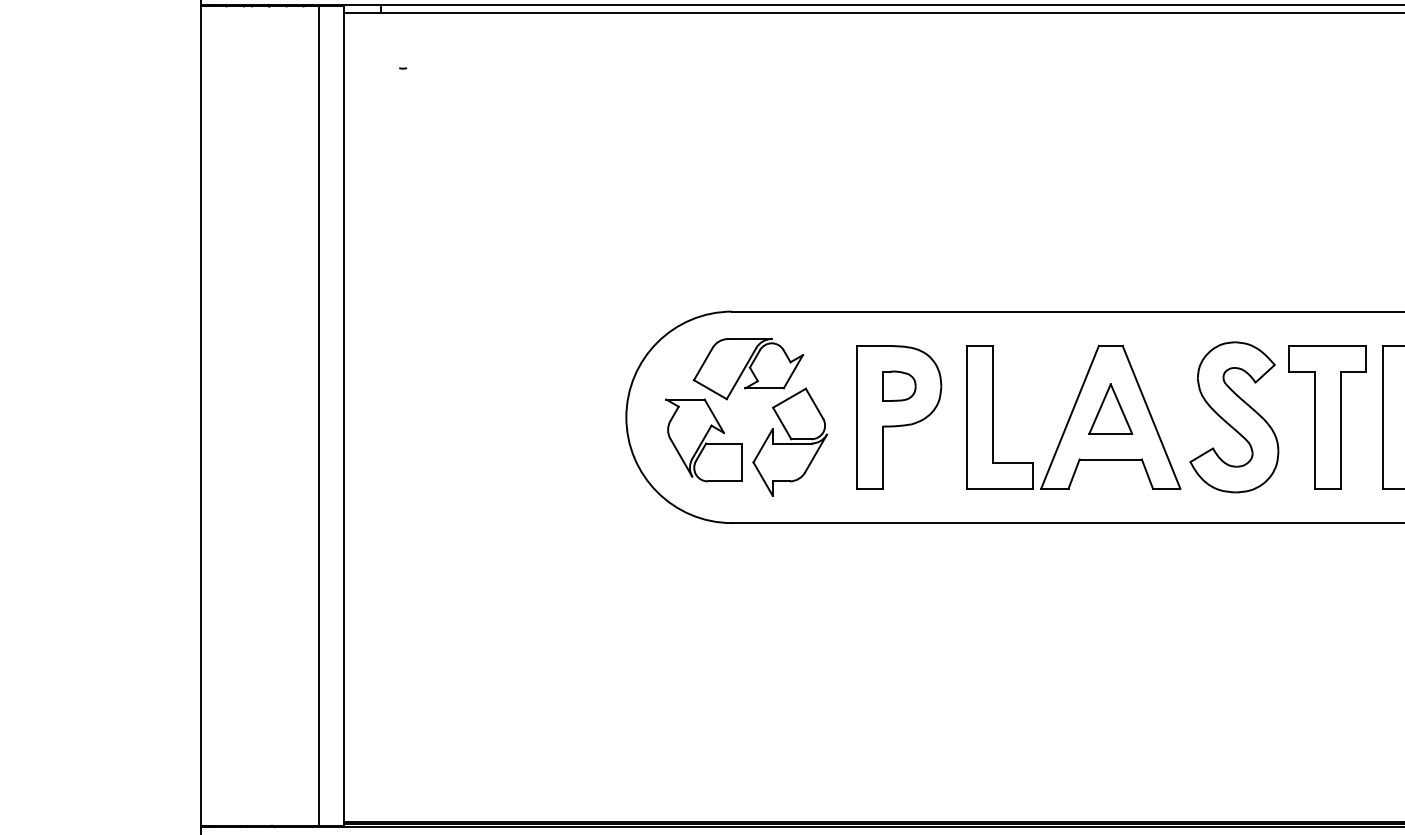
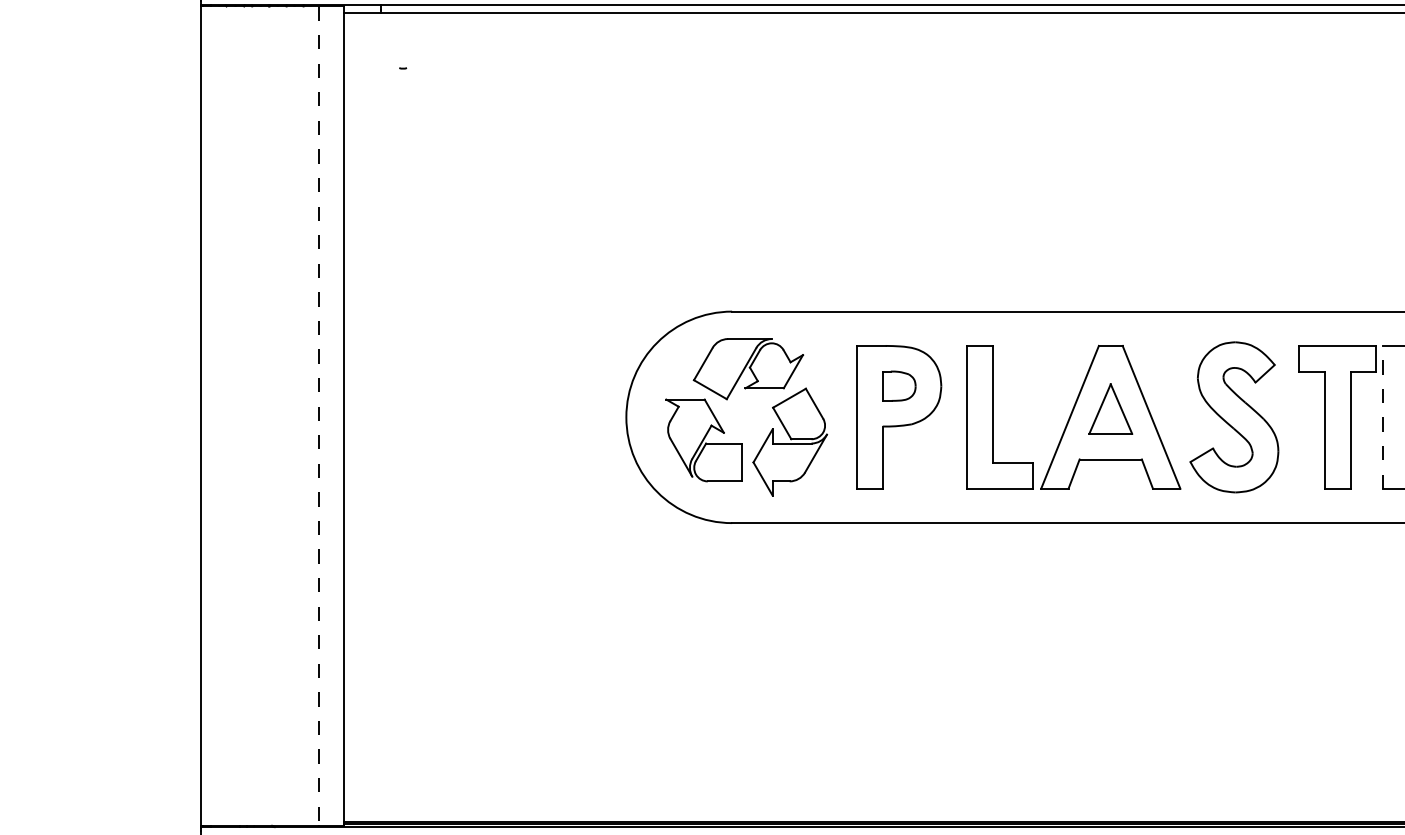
line: solid -> dashed (319, 416)
line: solid -> dashed (1382, 416)
part position: (1327, 417) -> (1337, 417) (1337, 417)
